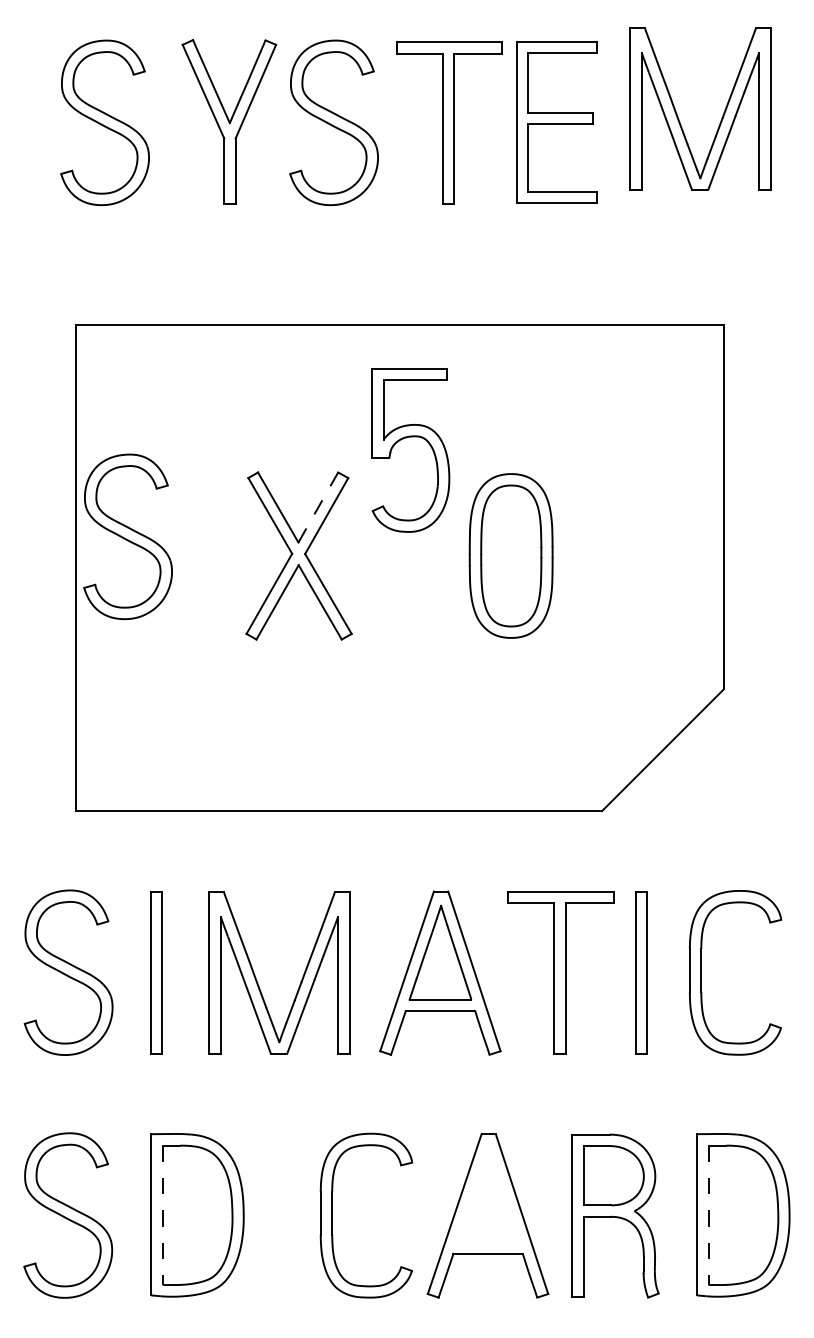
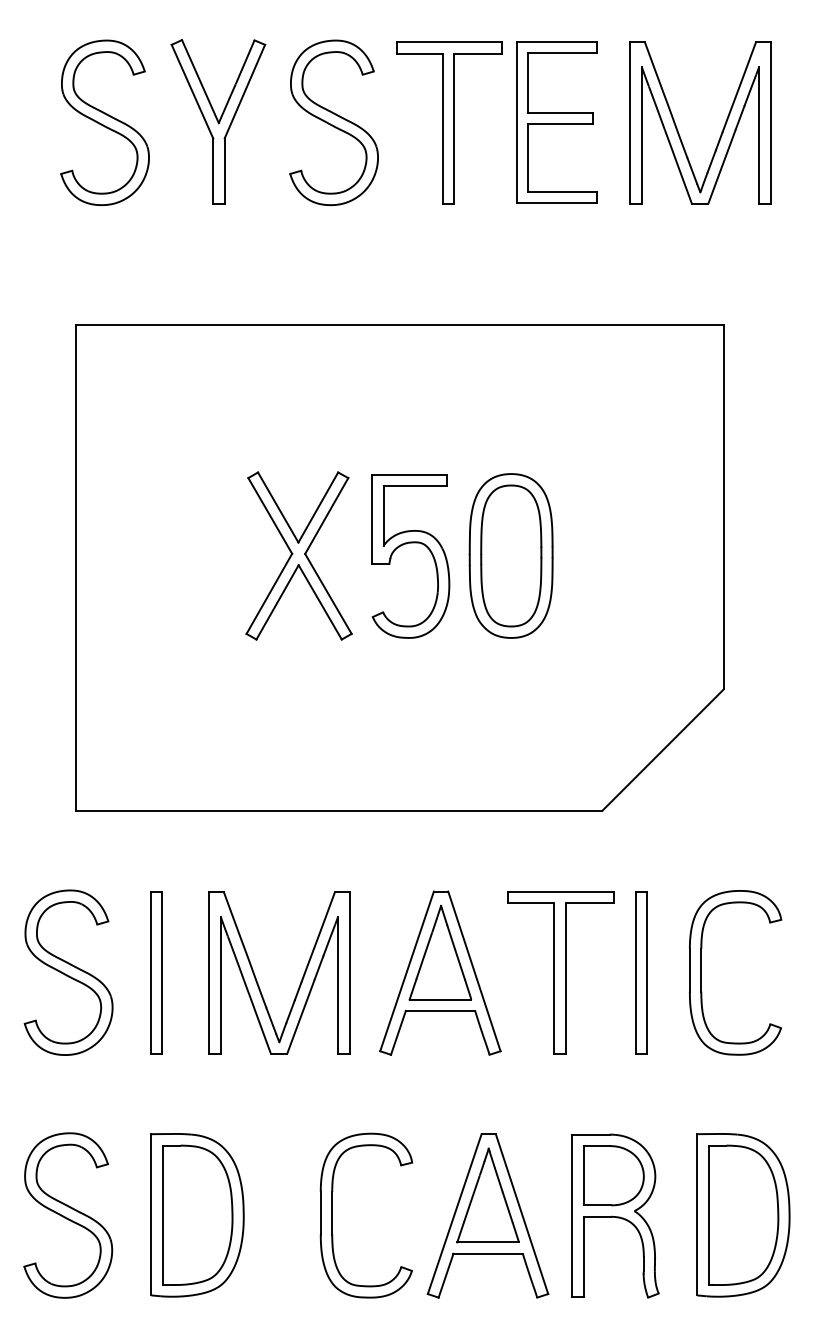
part position: (721, 117) -> (721, 131) (721, 131)
part position: (229, 121) -> (218, 121) (218, 121)
part position: (406, 438) -> (406, 544) (406, 544)
line: dashed -> solid (318, 507)
part: present -> none (127, 536)
part: none -> present (487, 1195)
line: dashed -> solid (162, 1215)
line: dashed -> solid (708, 1215)
